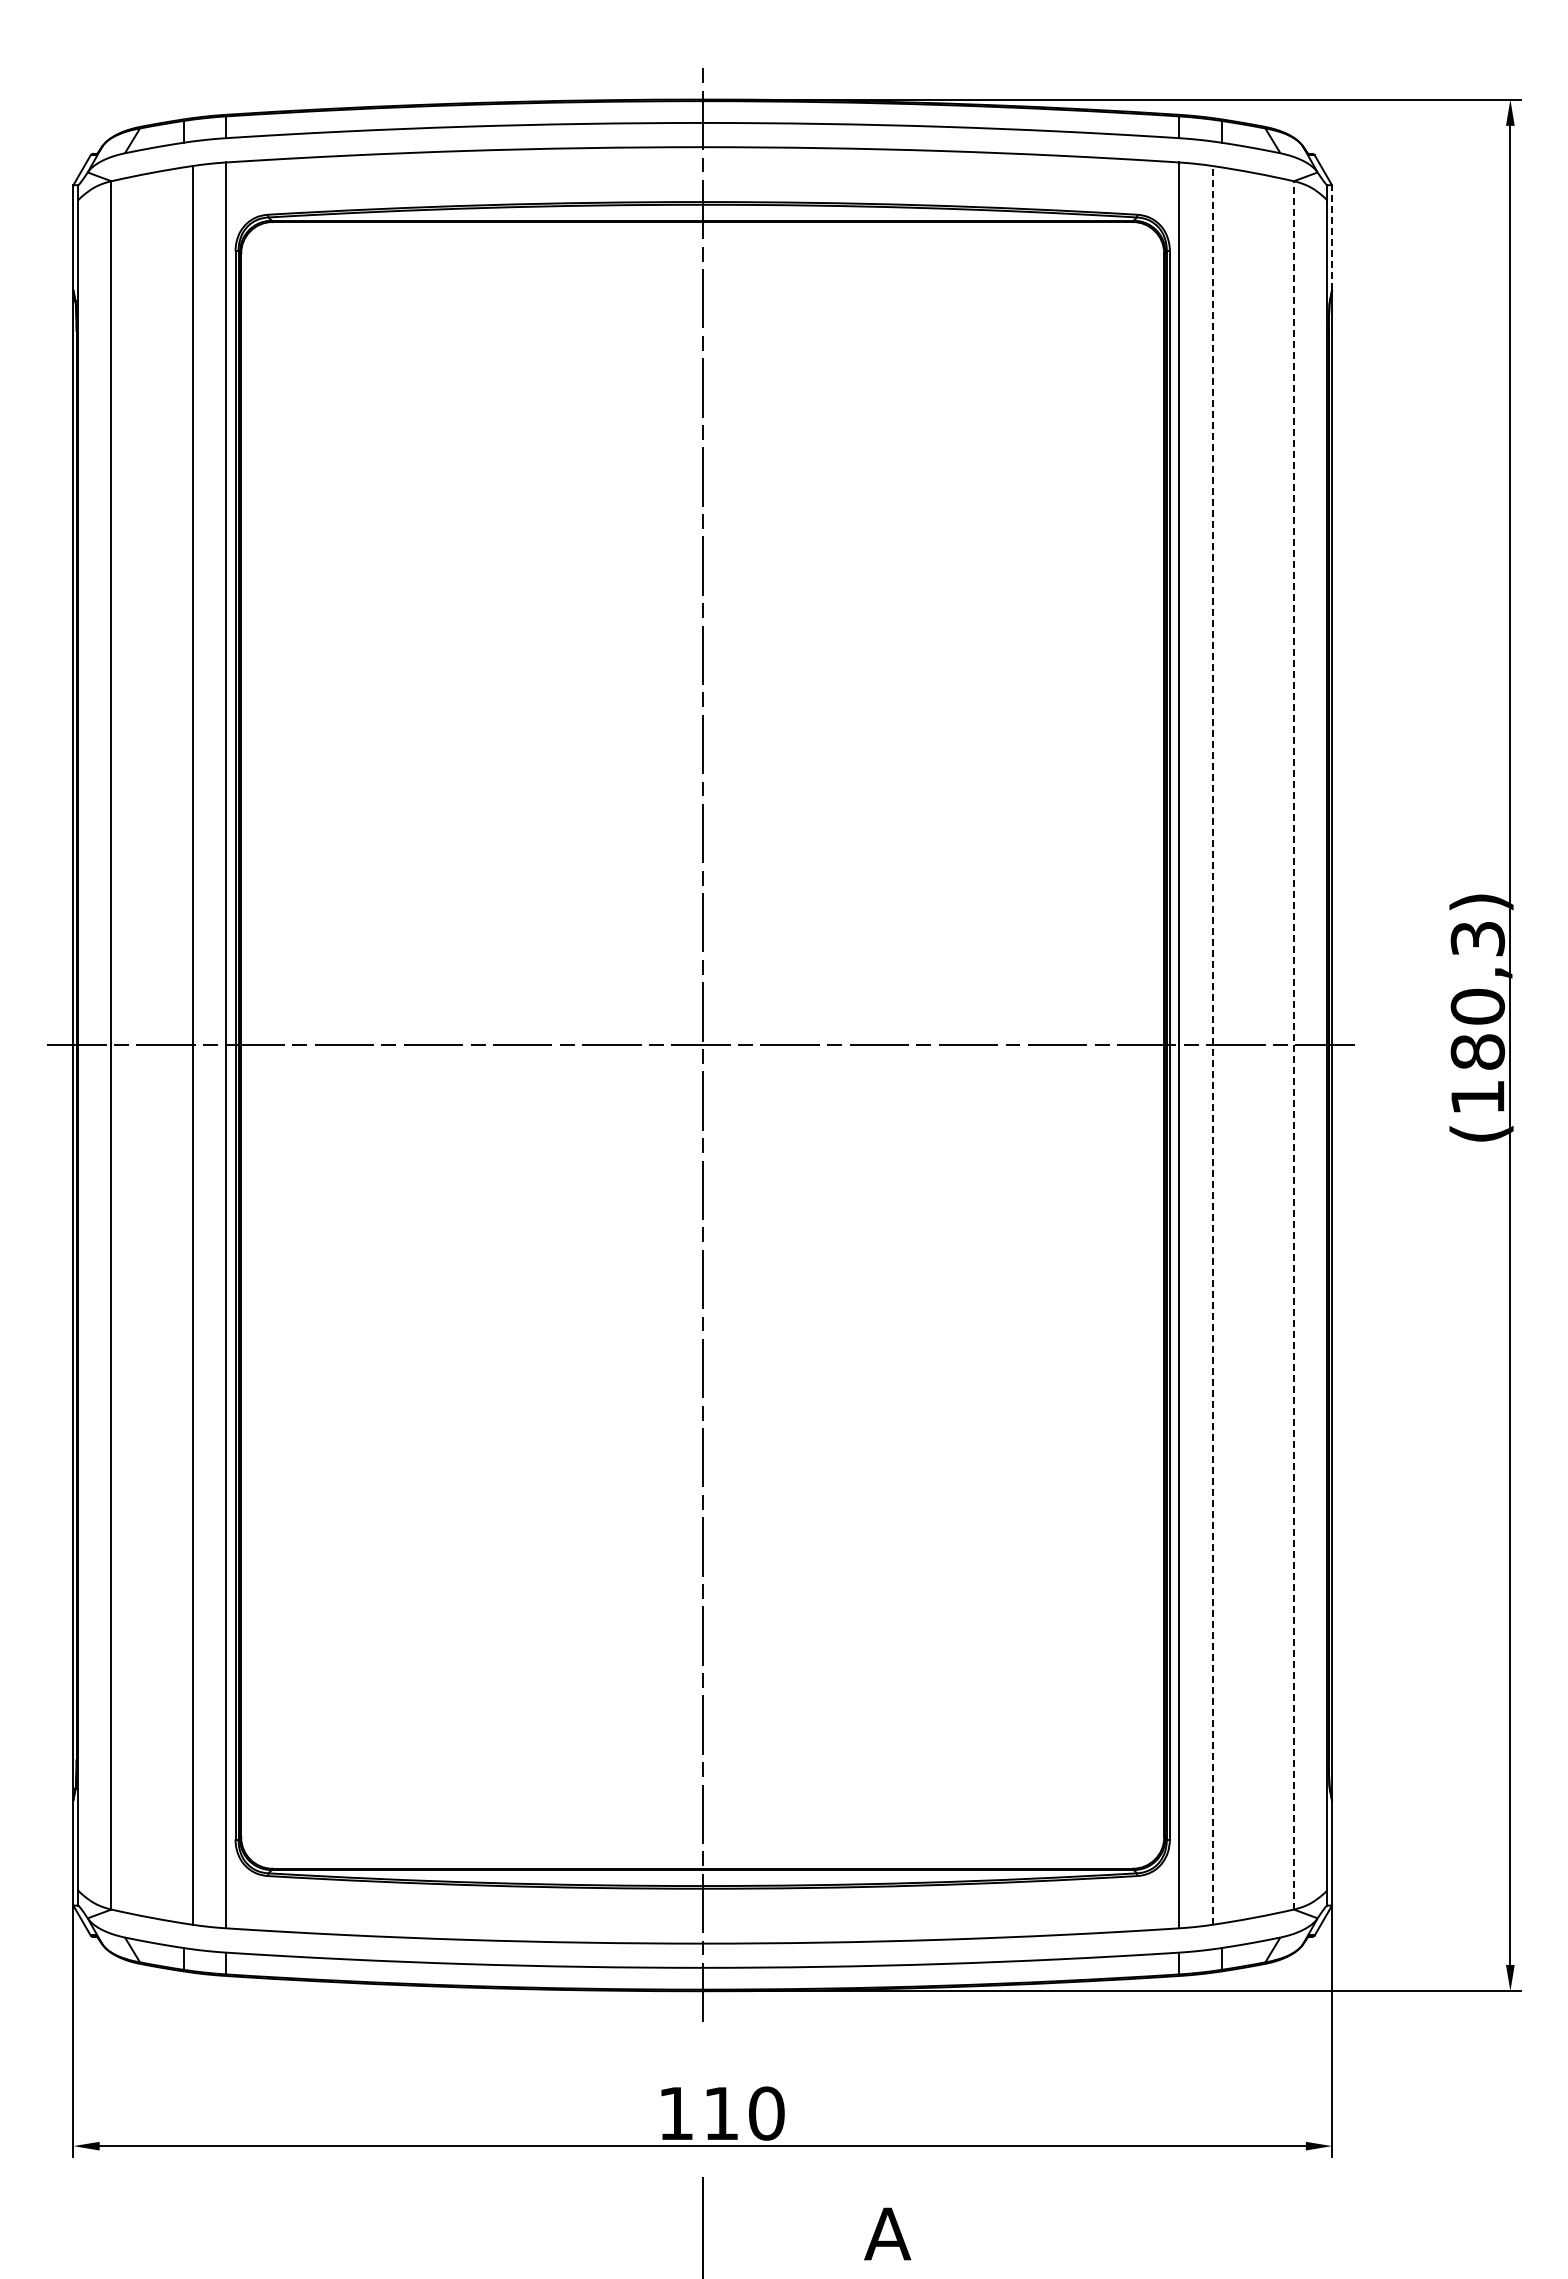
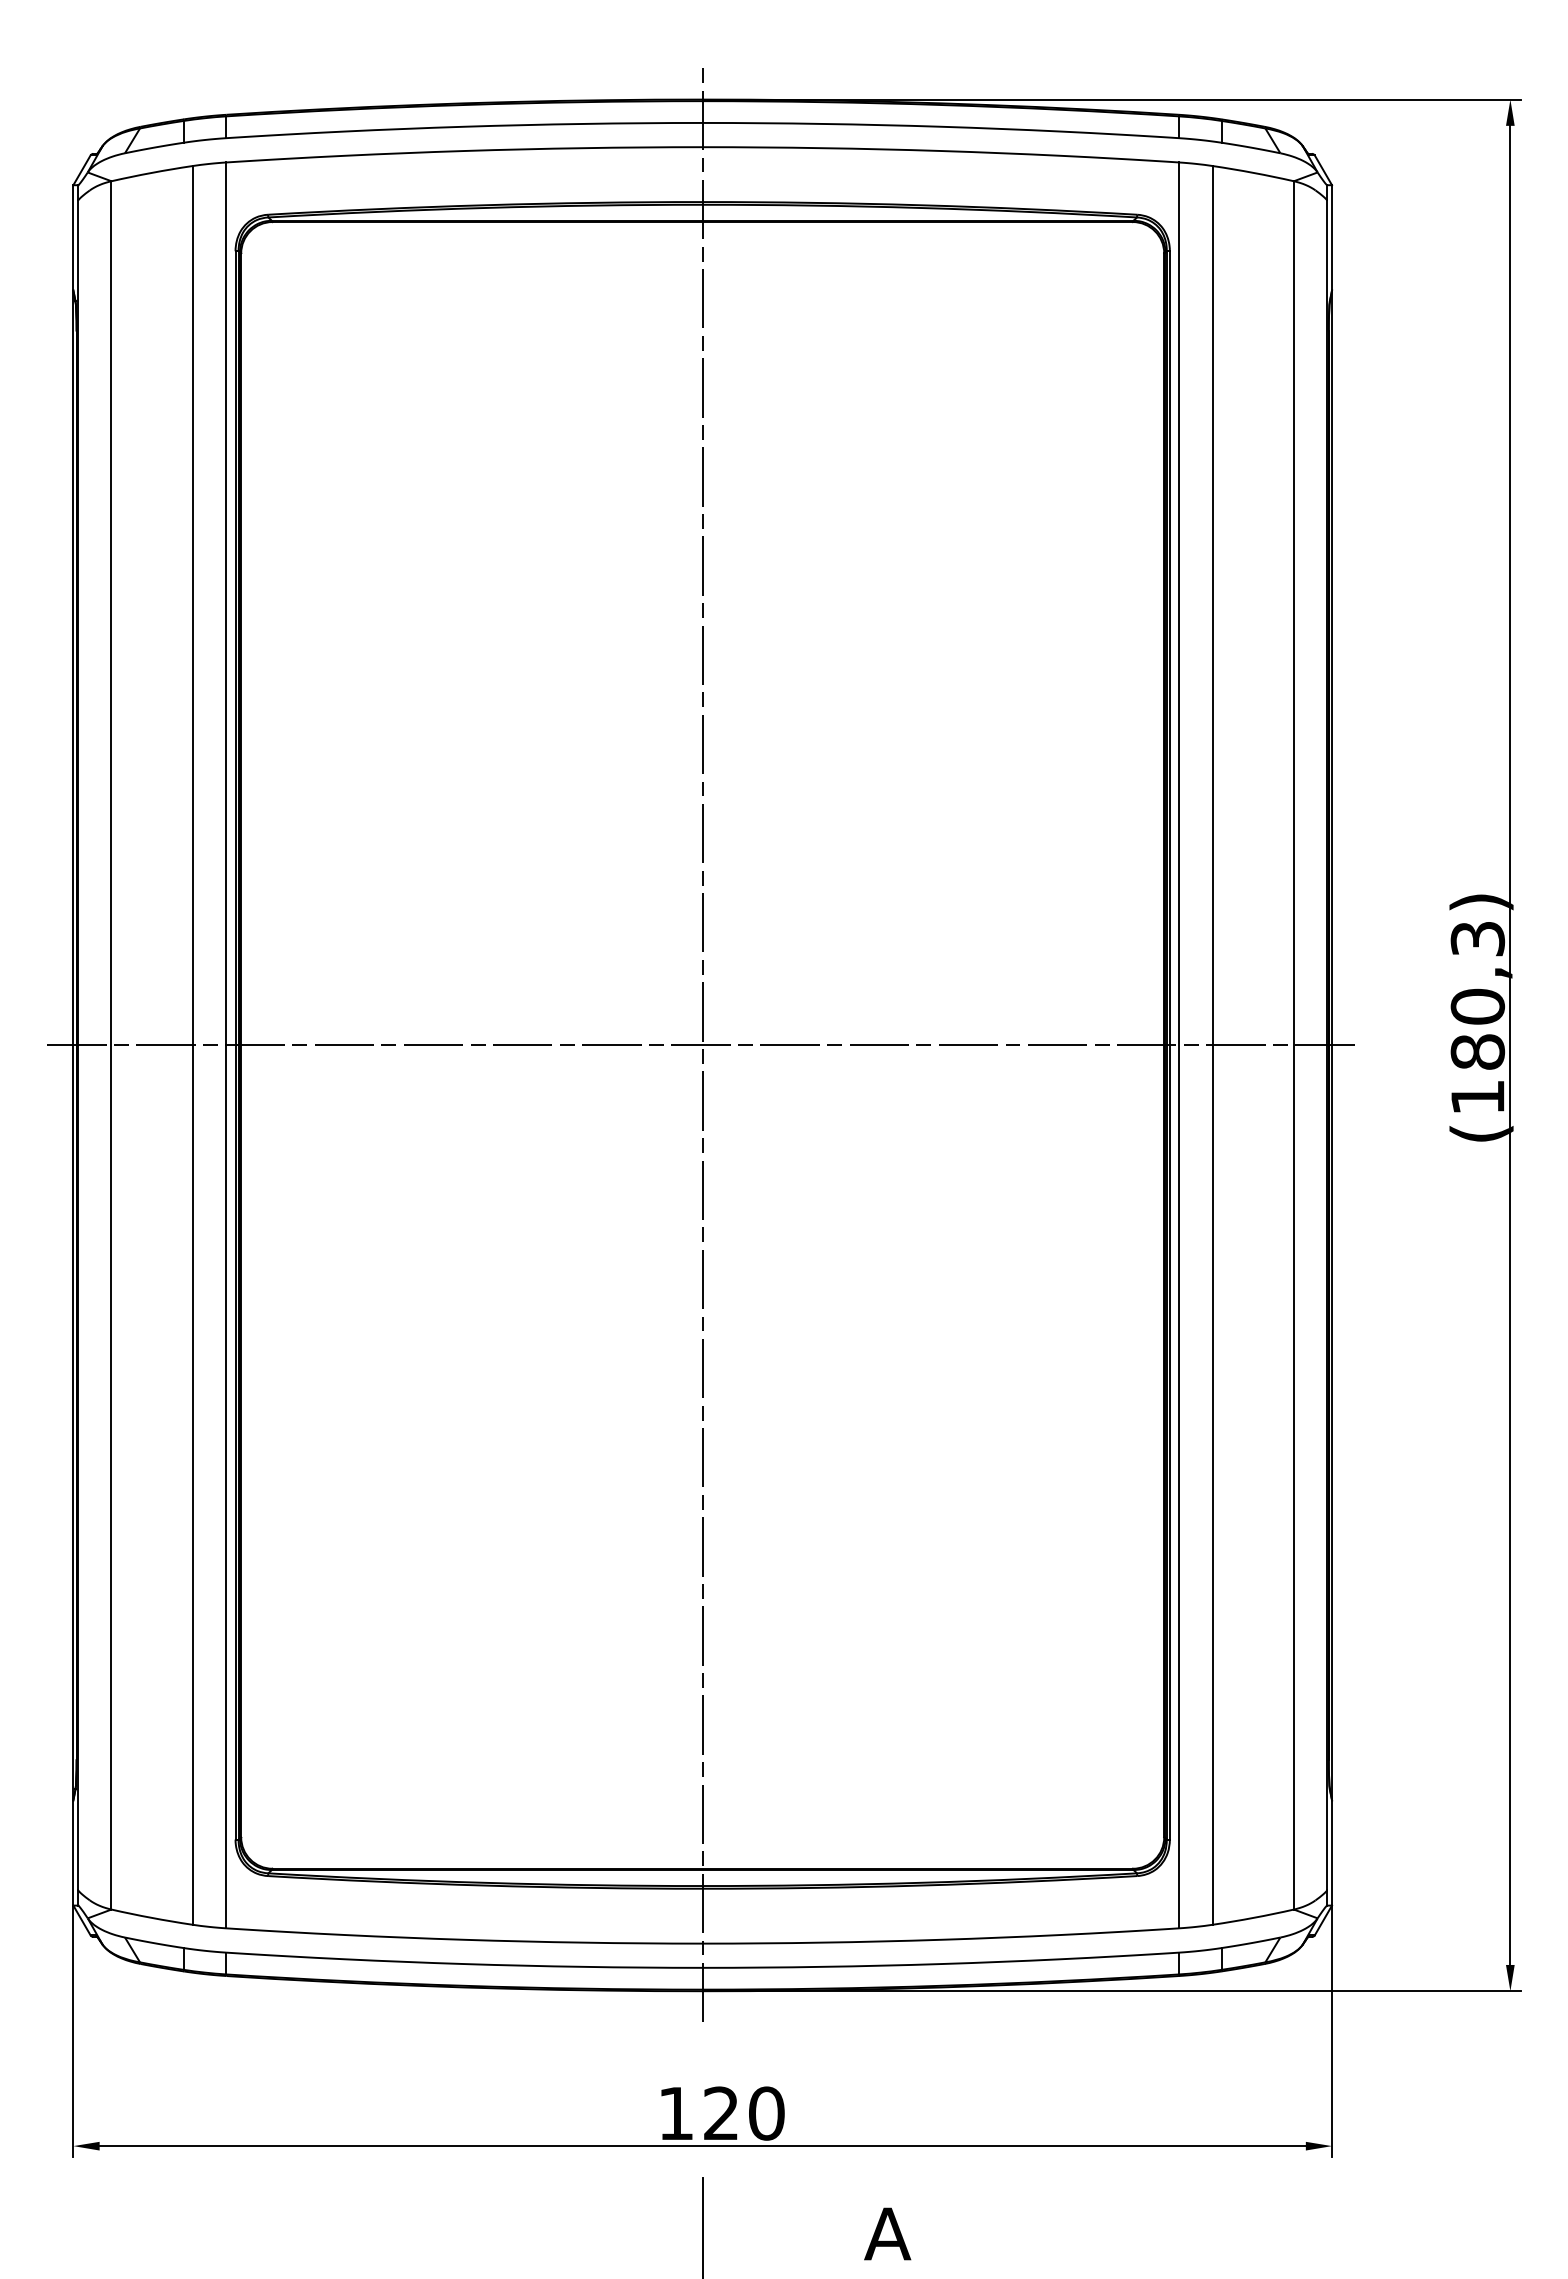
line: dashed -> solid (1332, 237)
line: dashed -> solid (1212, 1044)
line: dashed -> solid (1293, 1044)
text: 110 -> 120 (720, 2112)
